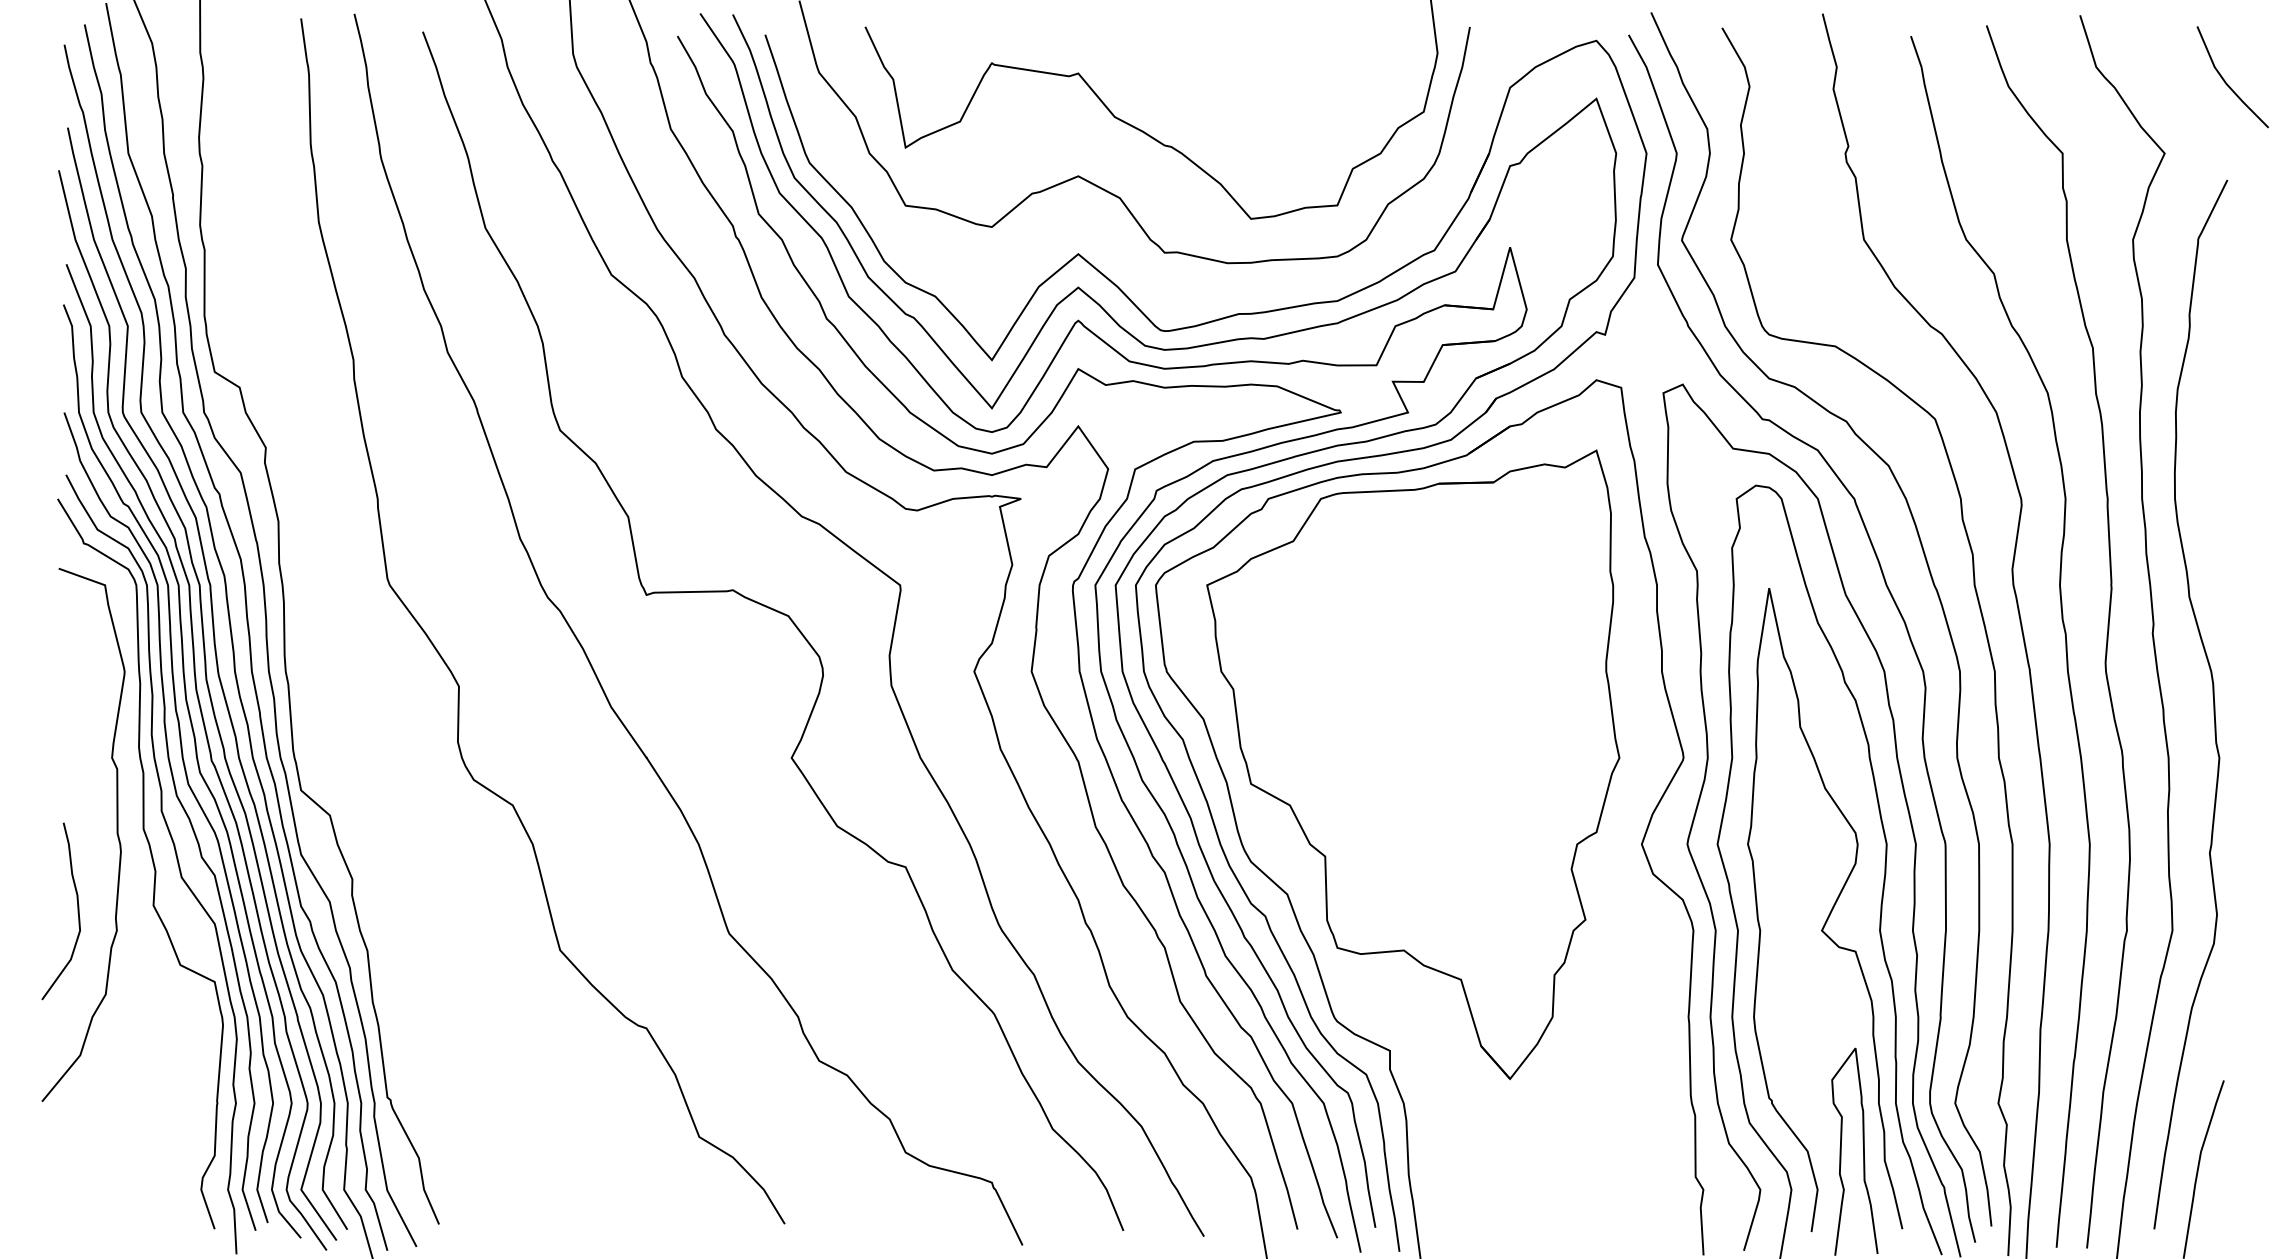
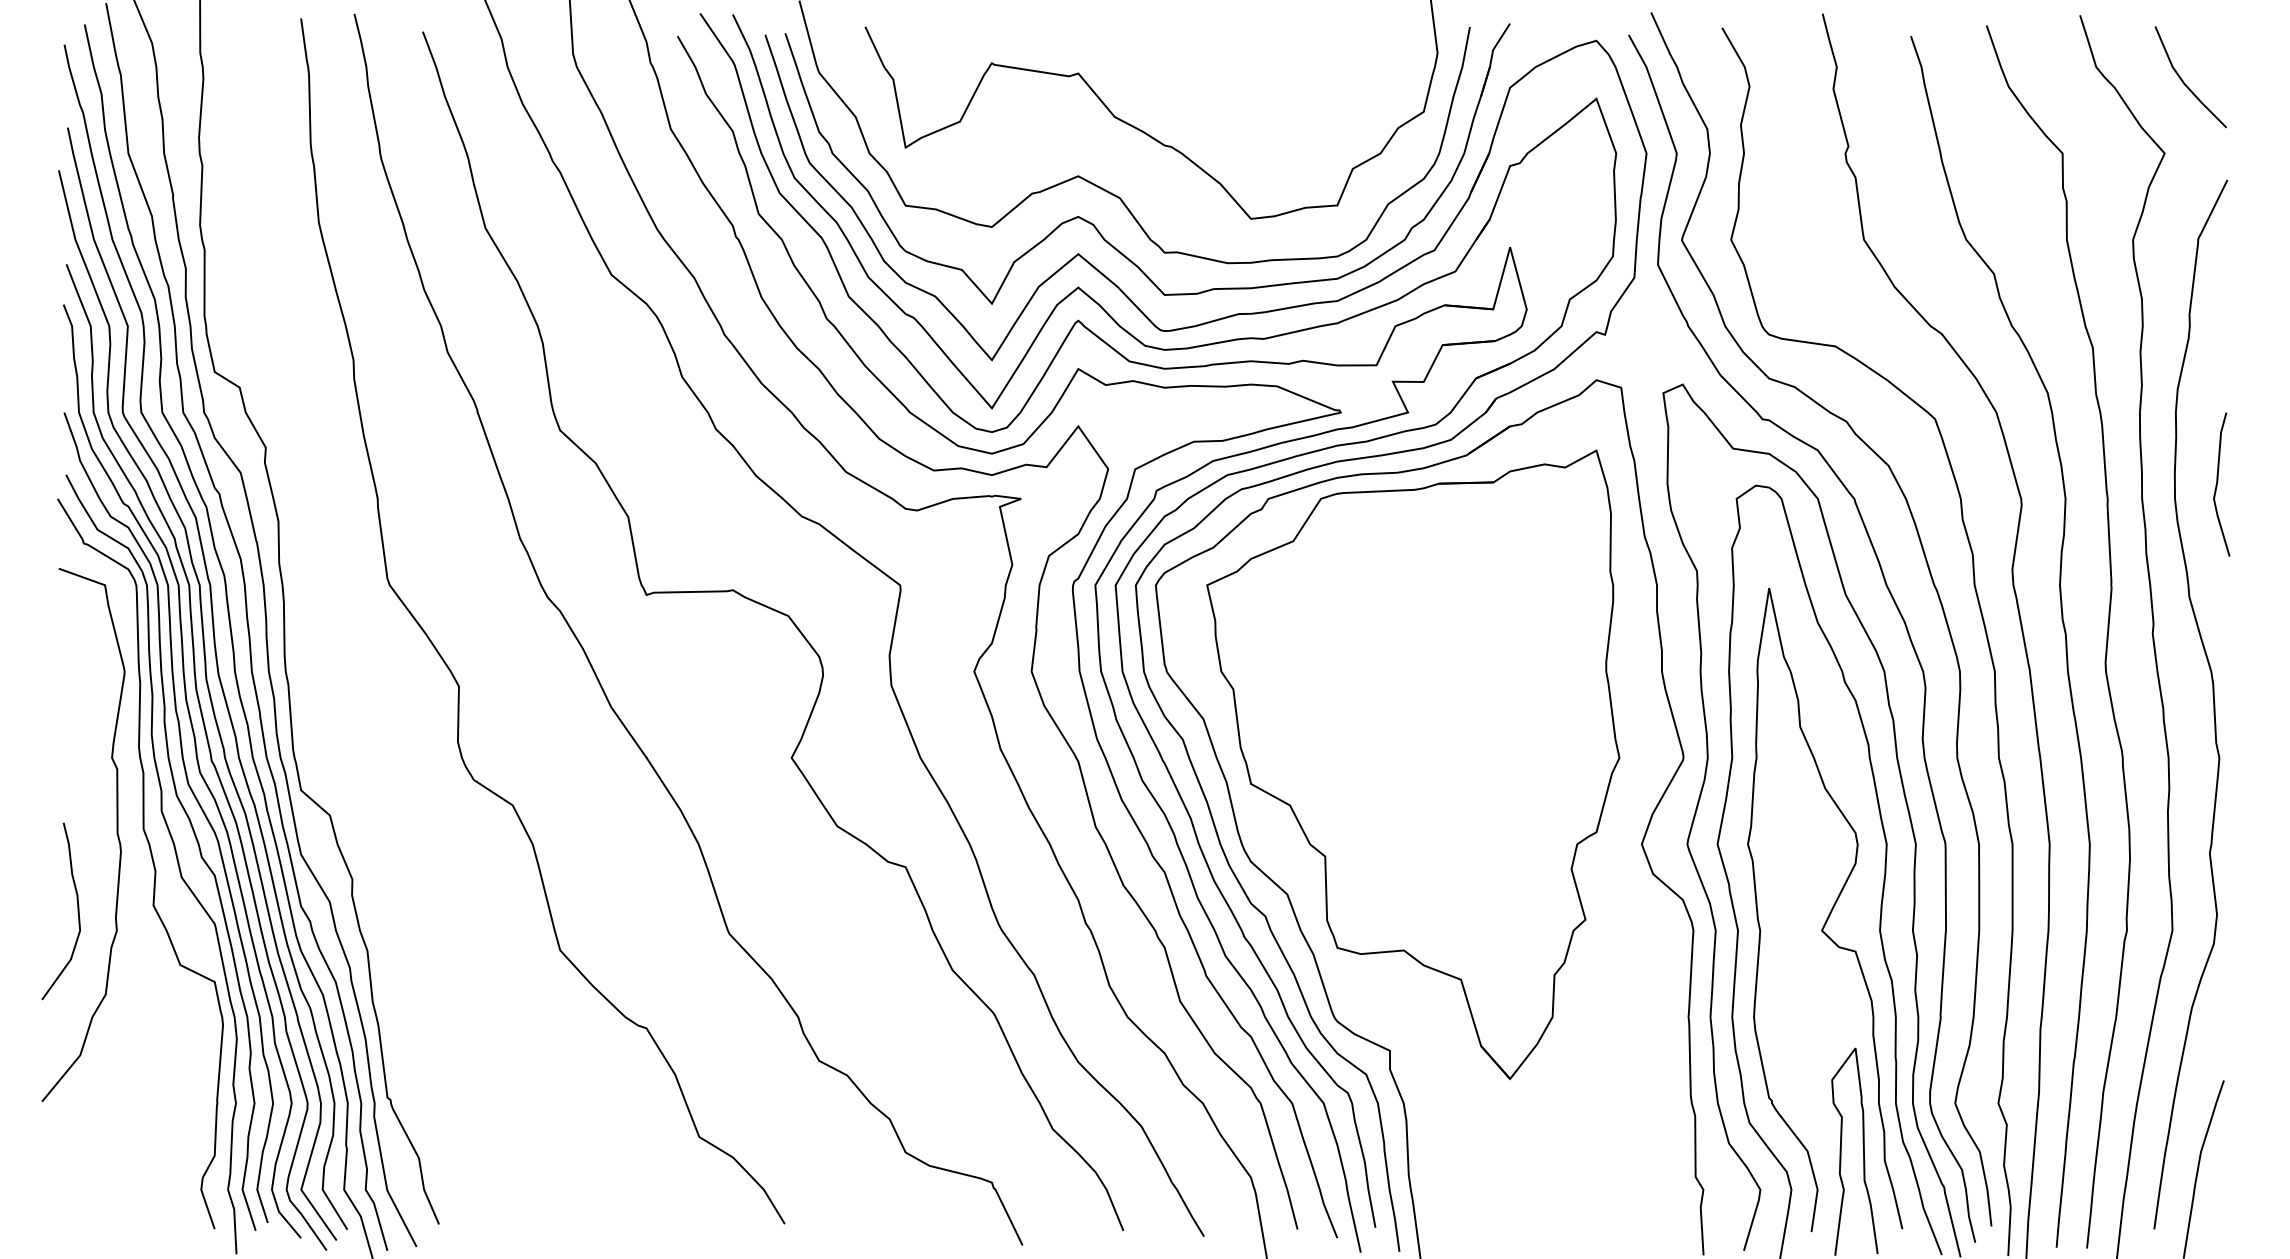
line position: (2225, 80) -> (2183, 80) (2183, 80)
part: none -> present (1093, 223)
curve: none -> present (2218, 482)
